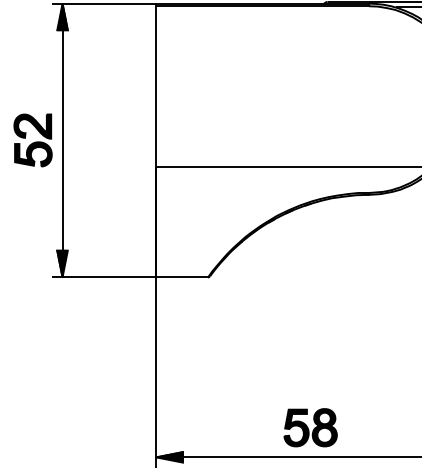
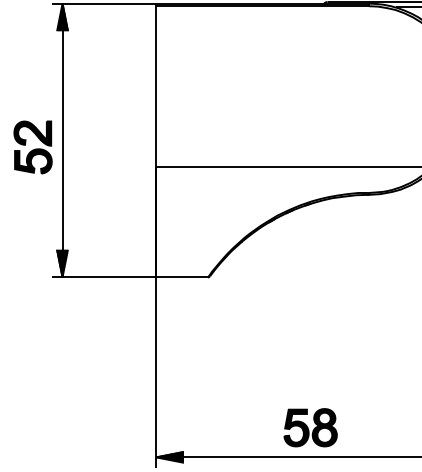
part position: (32, 140) -> (32, 147) (32, 147)
